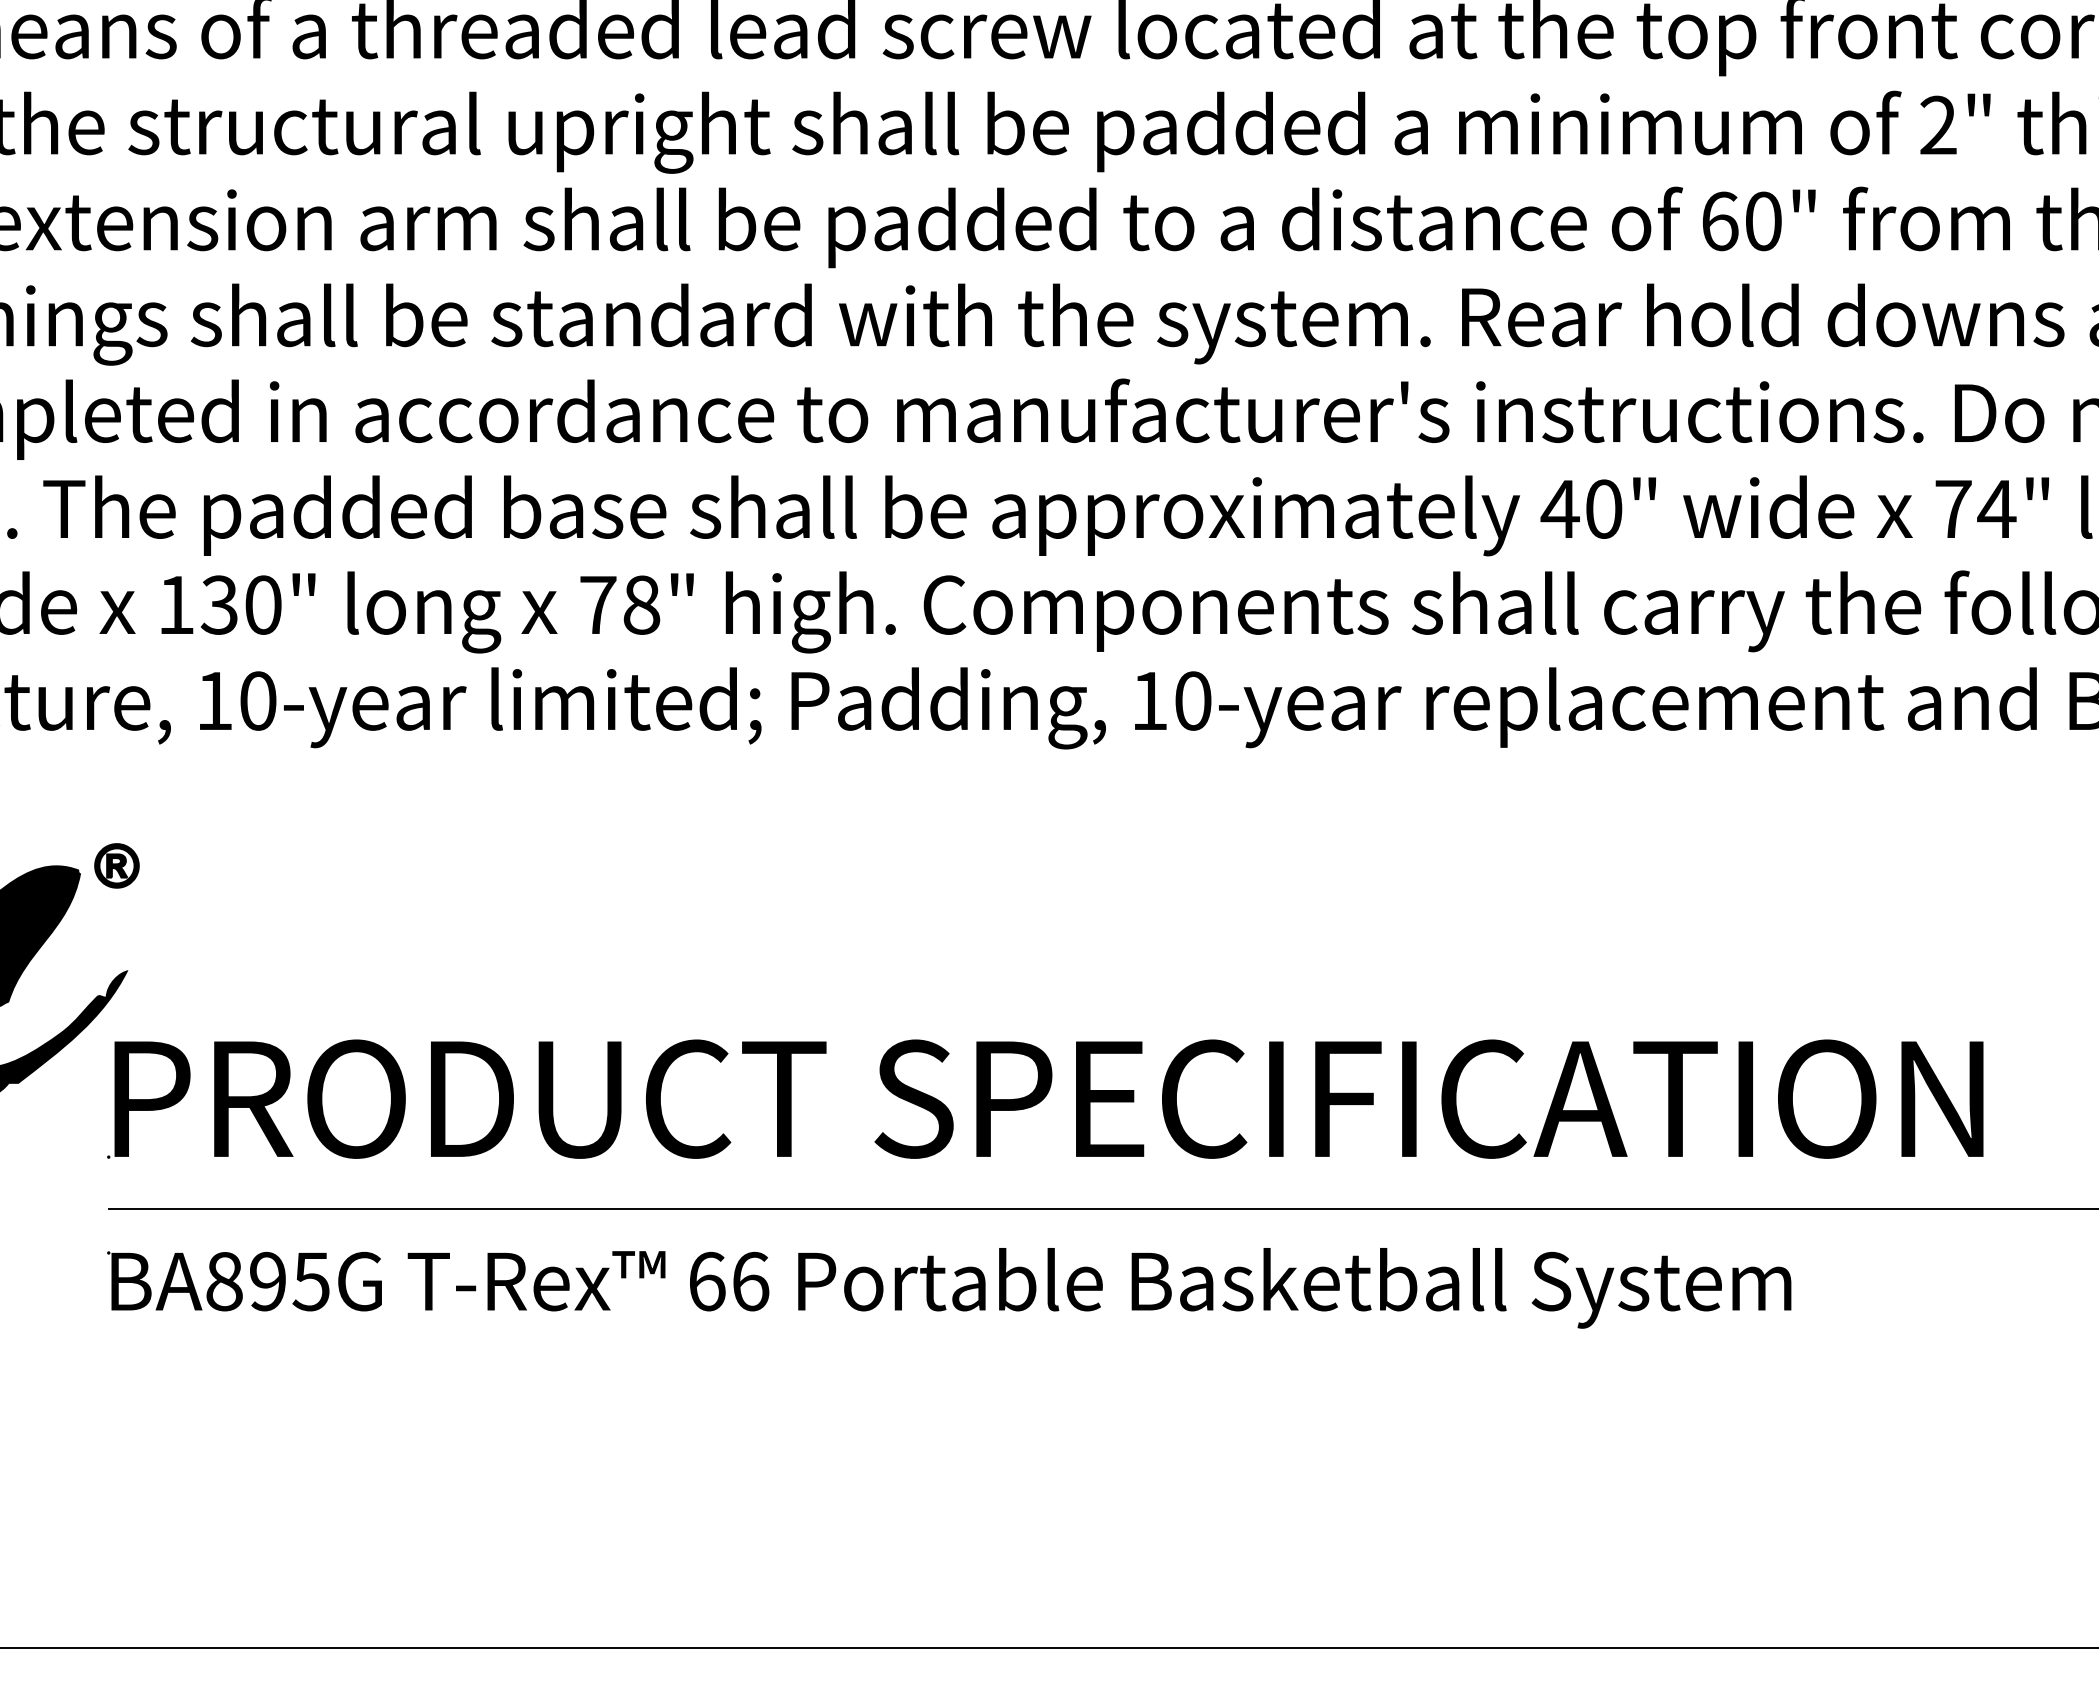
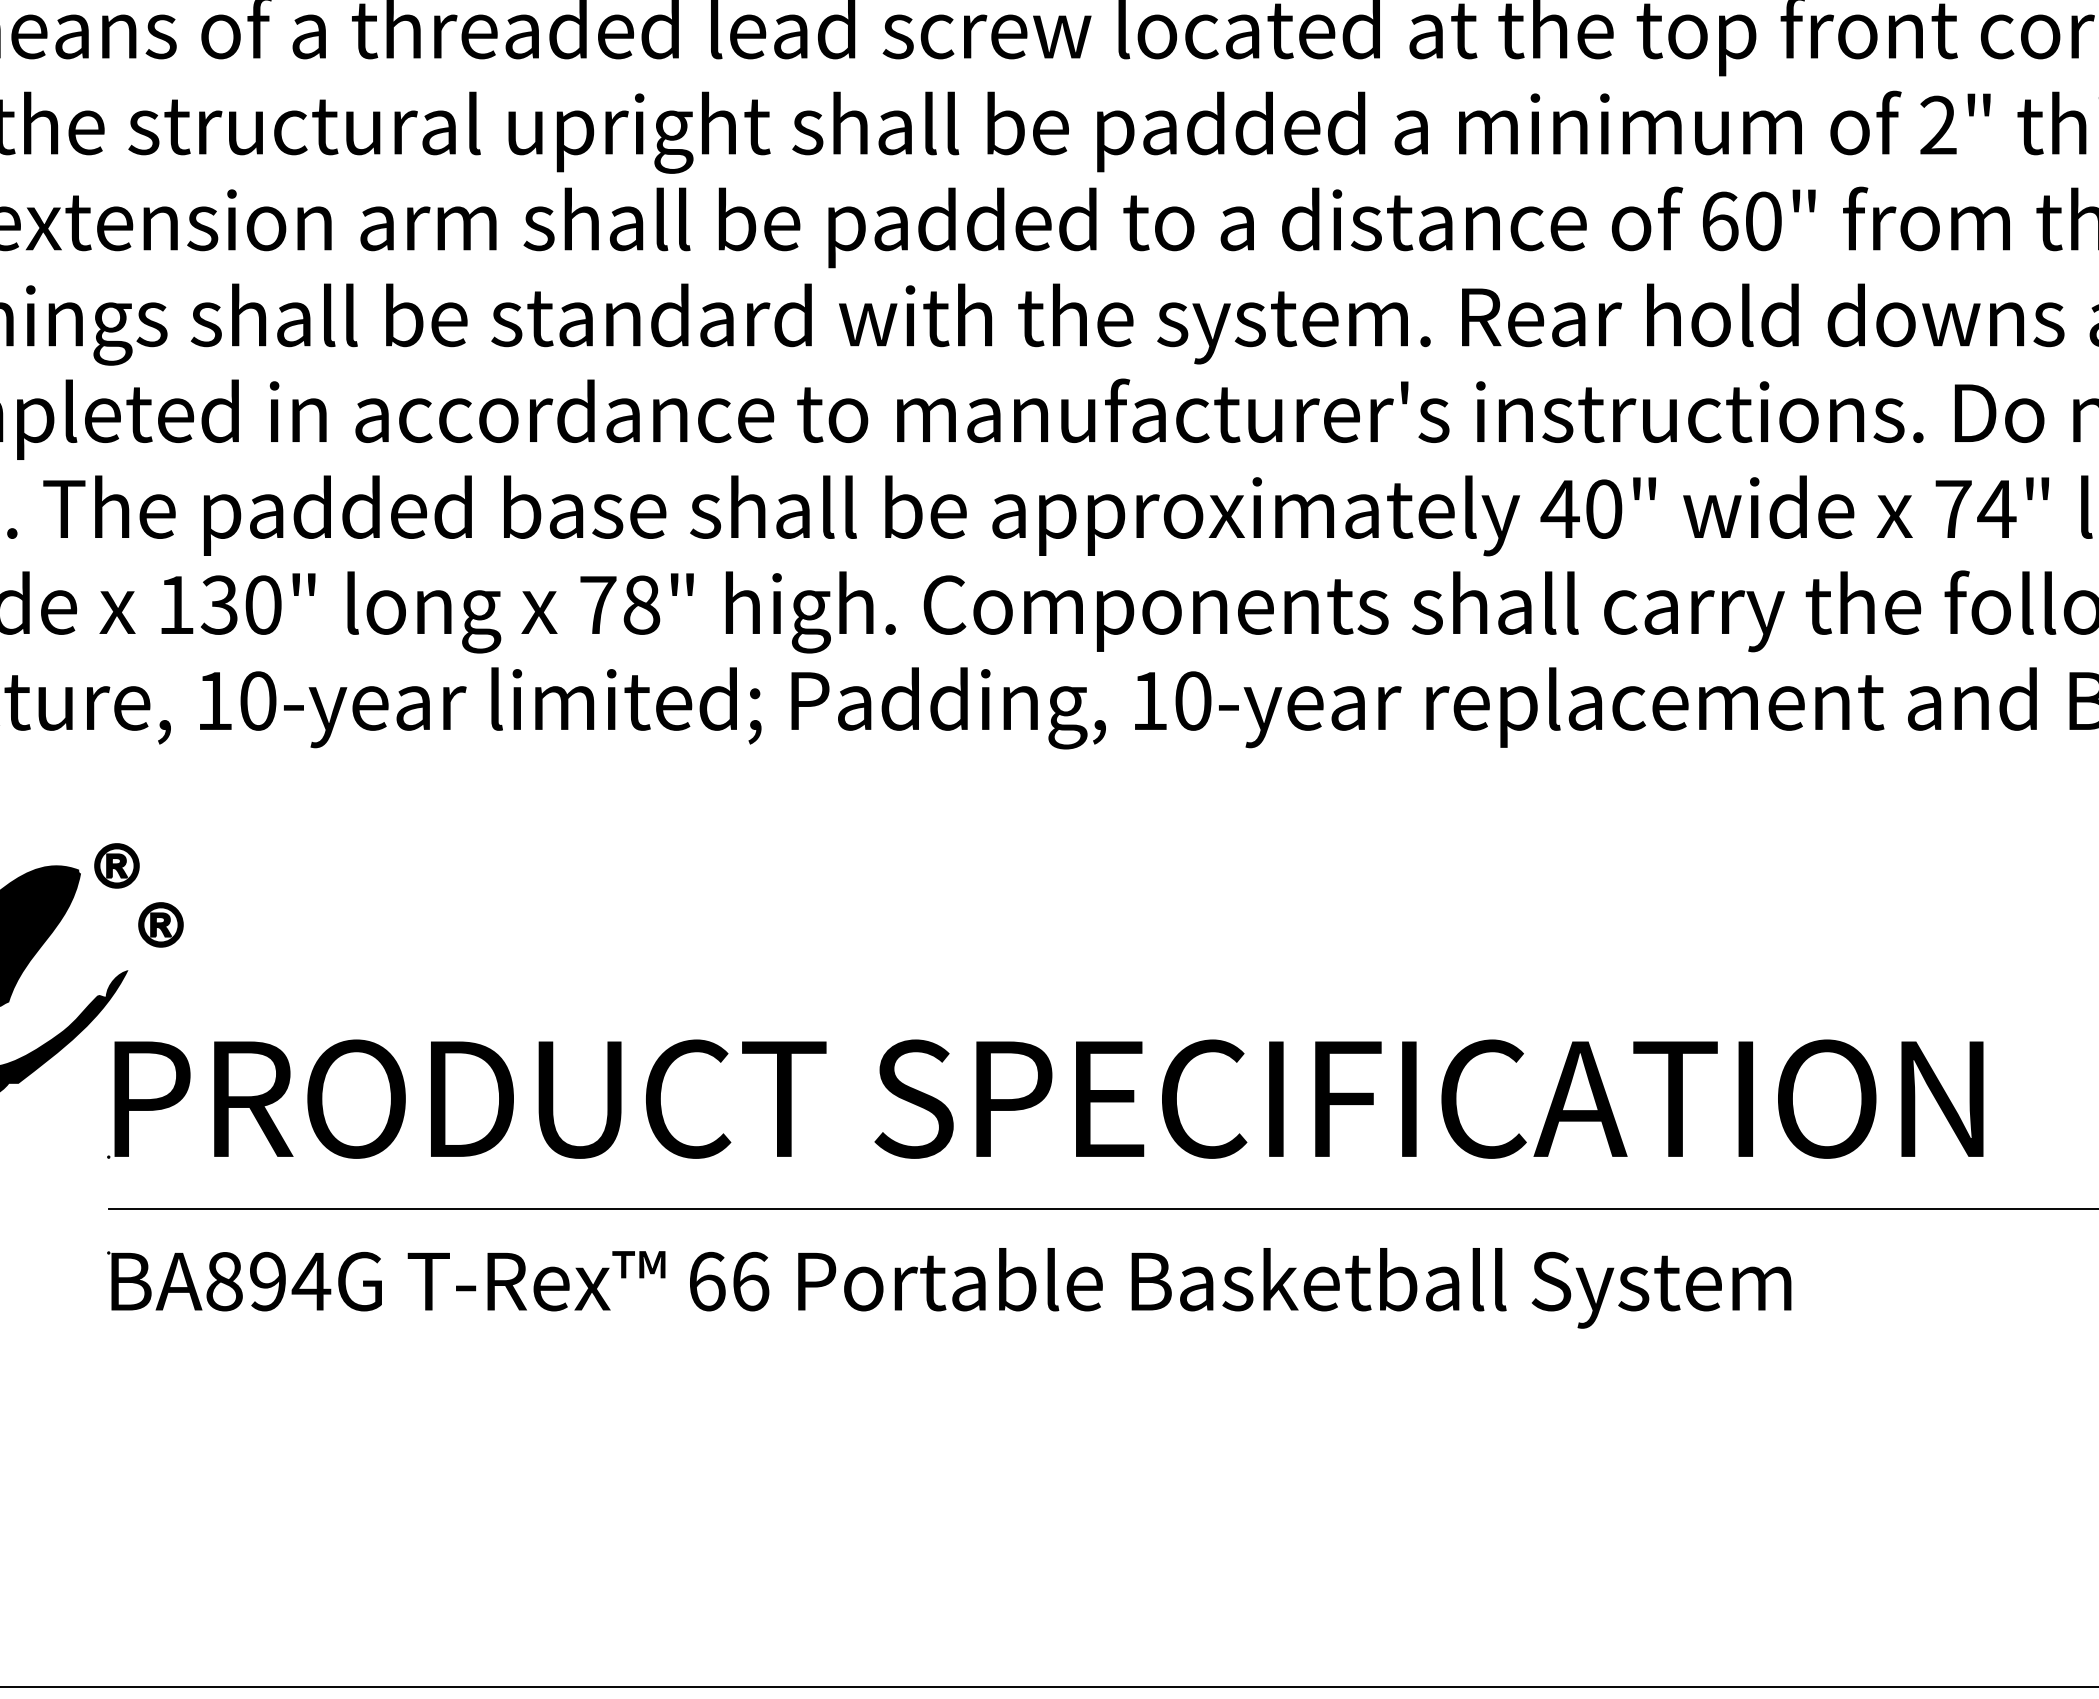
part: none -> present (160, 924)
text: BA895G -> BA894G (311, 1281)
line position: (1048, 1648) -> (1048, 1687) (1048, 1687)
